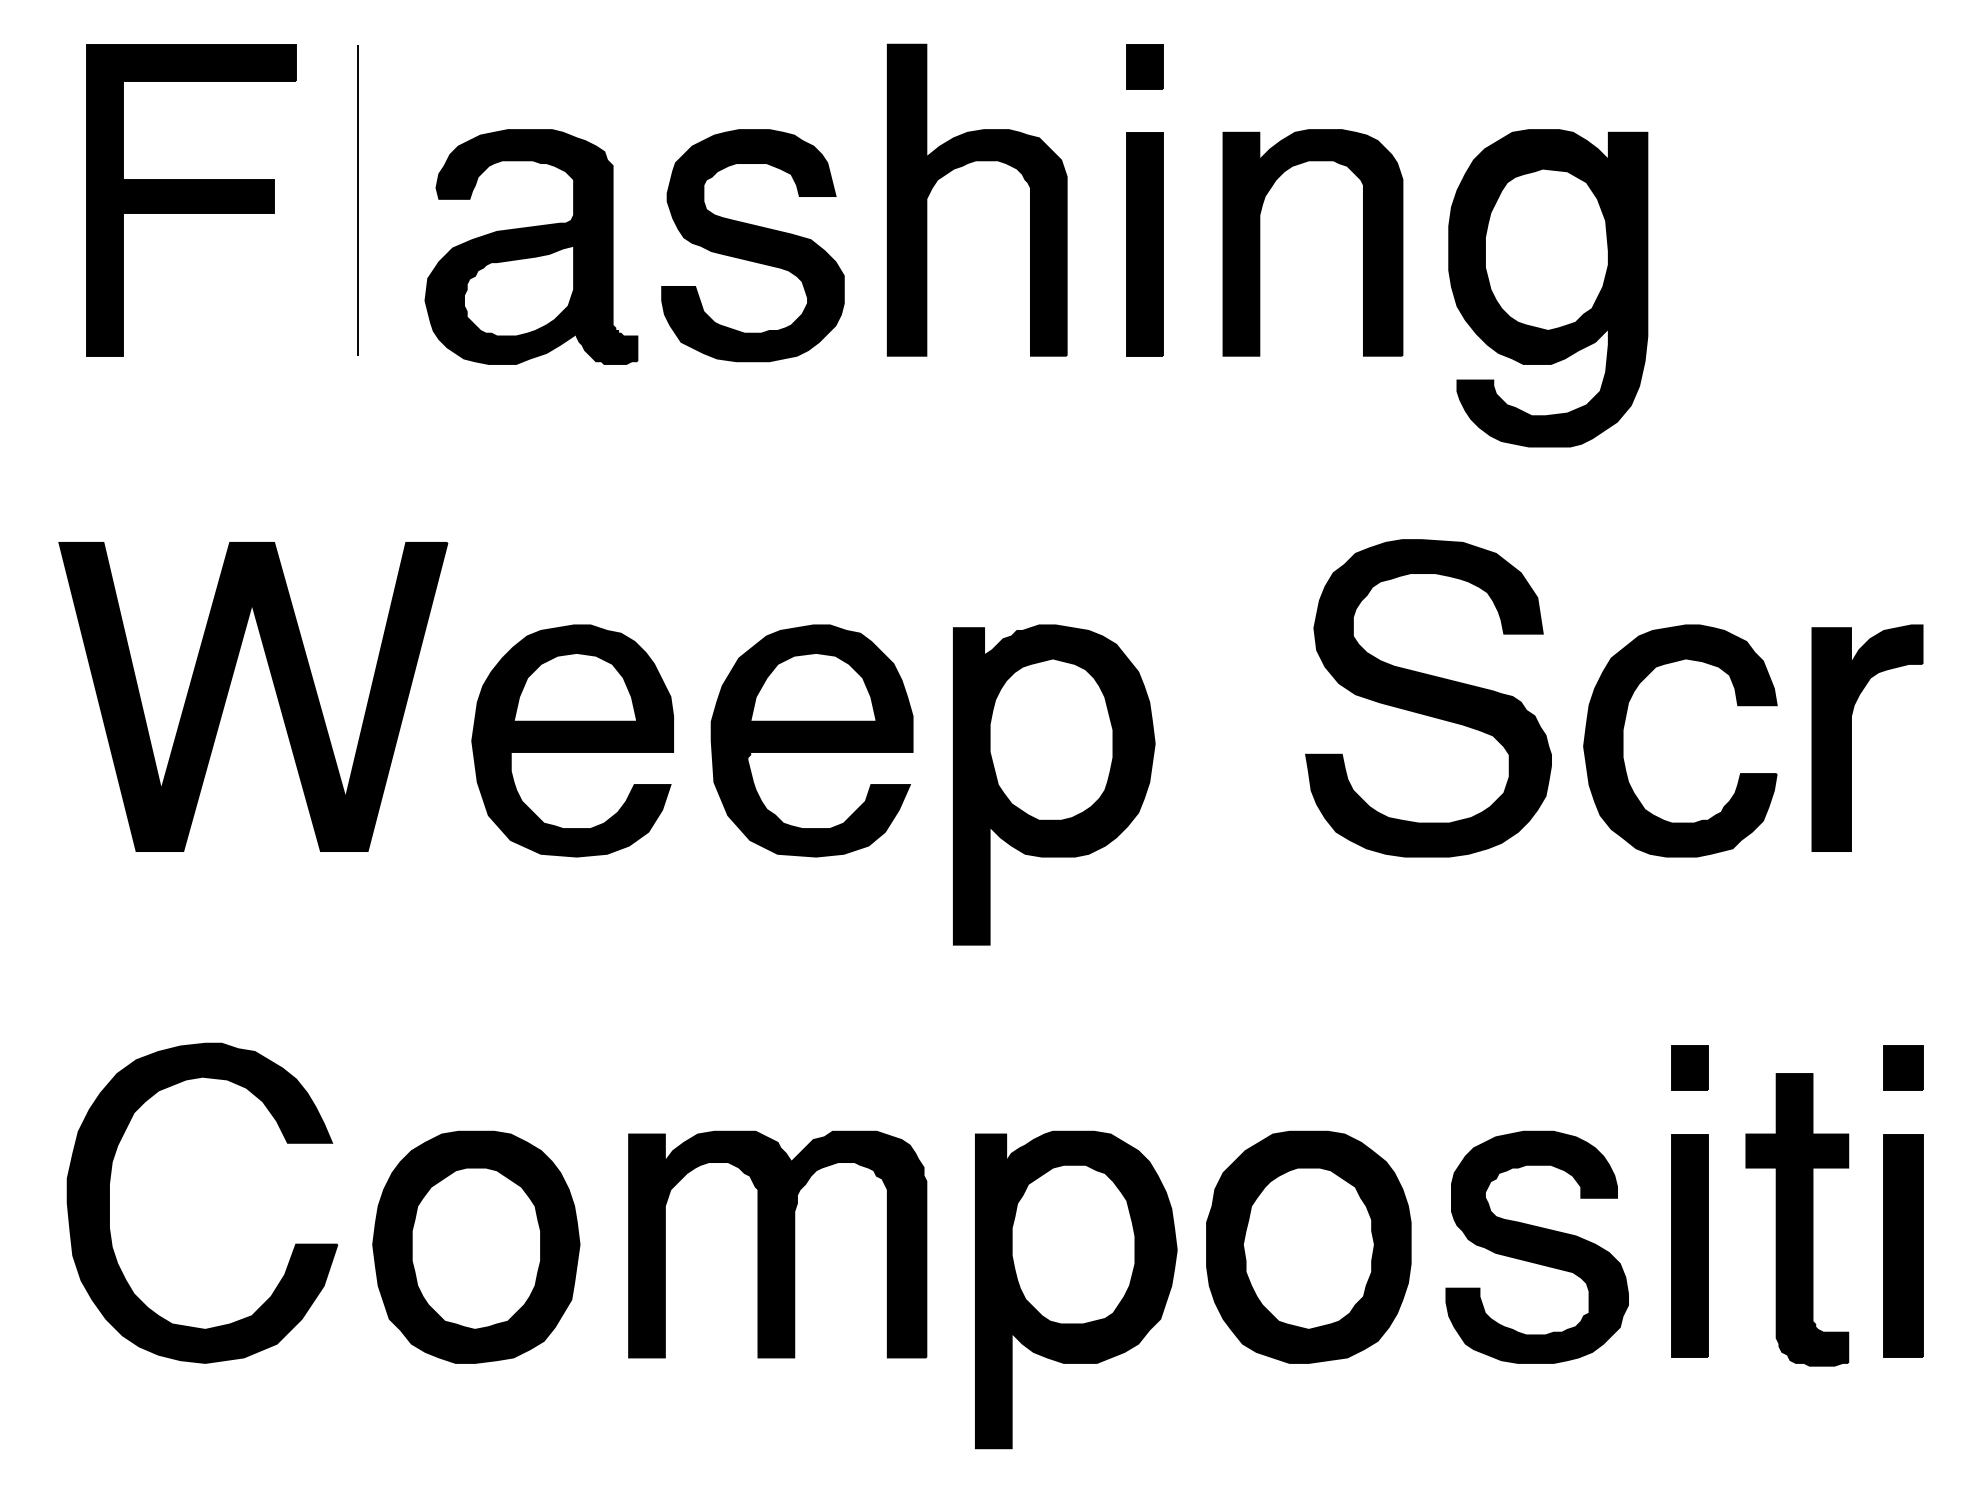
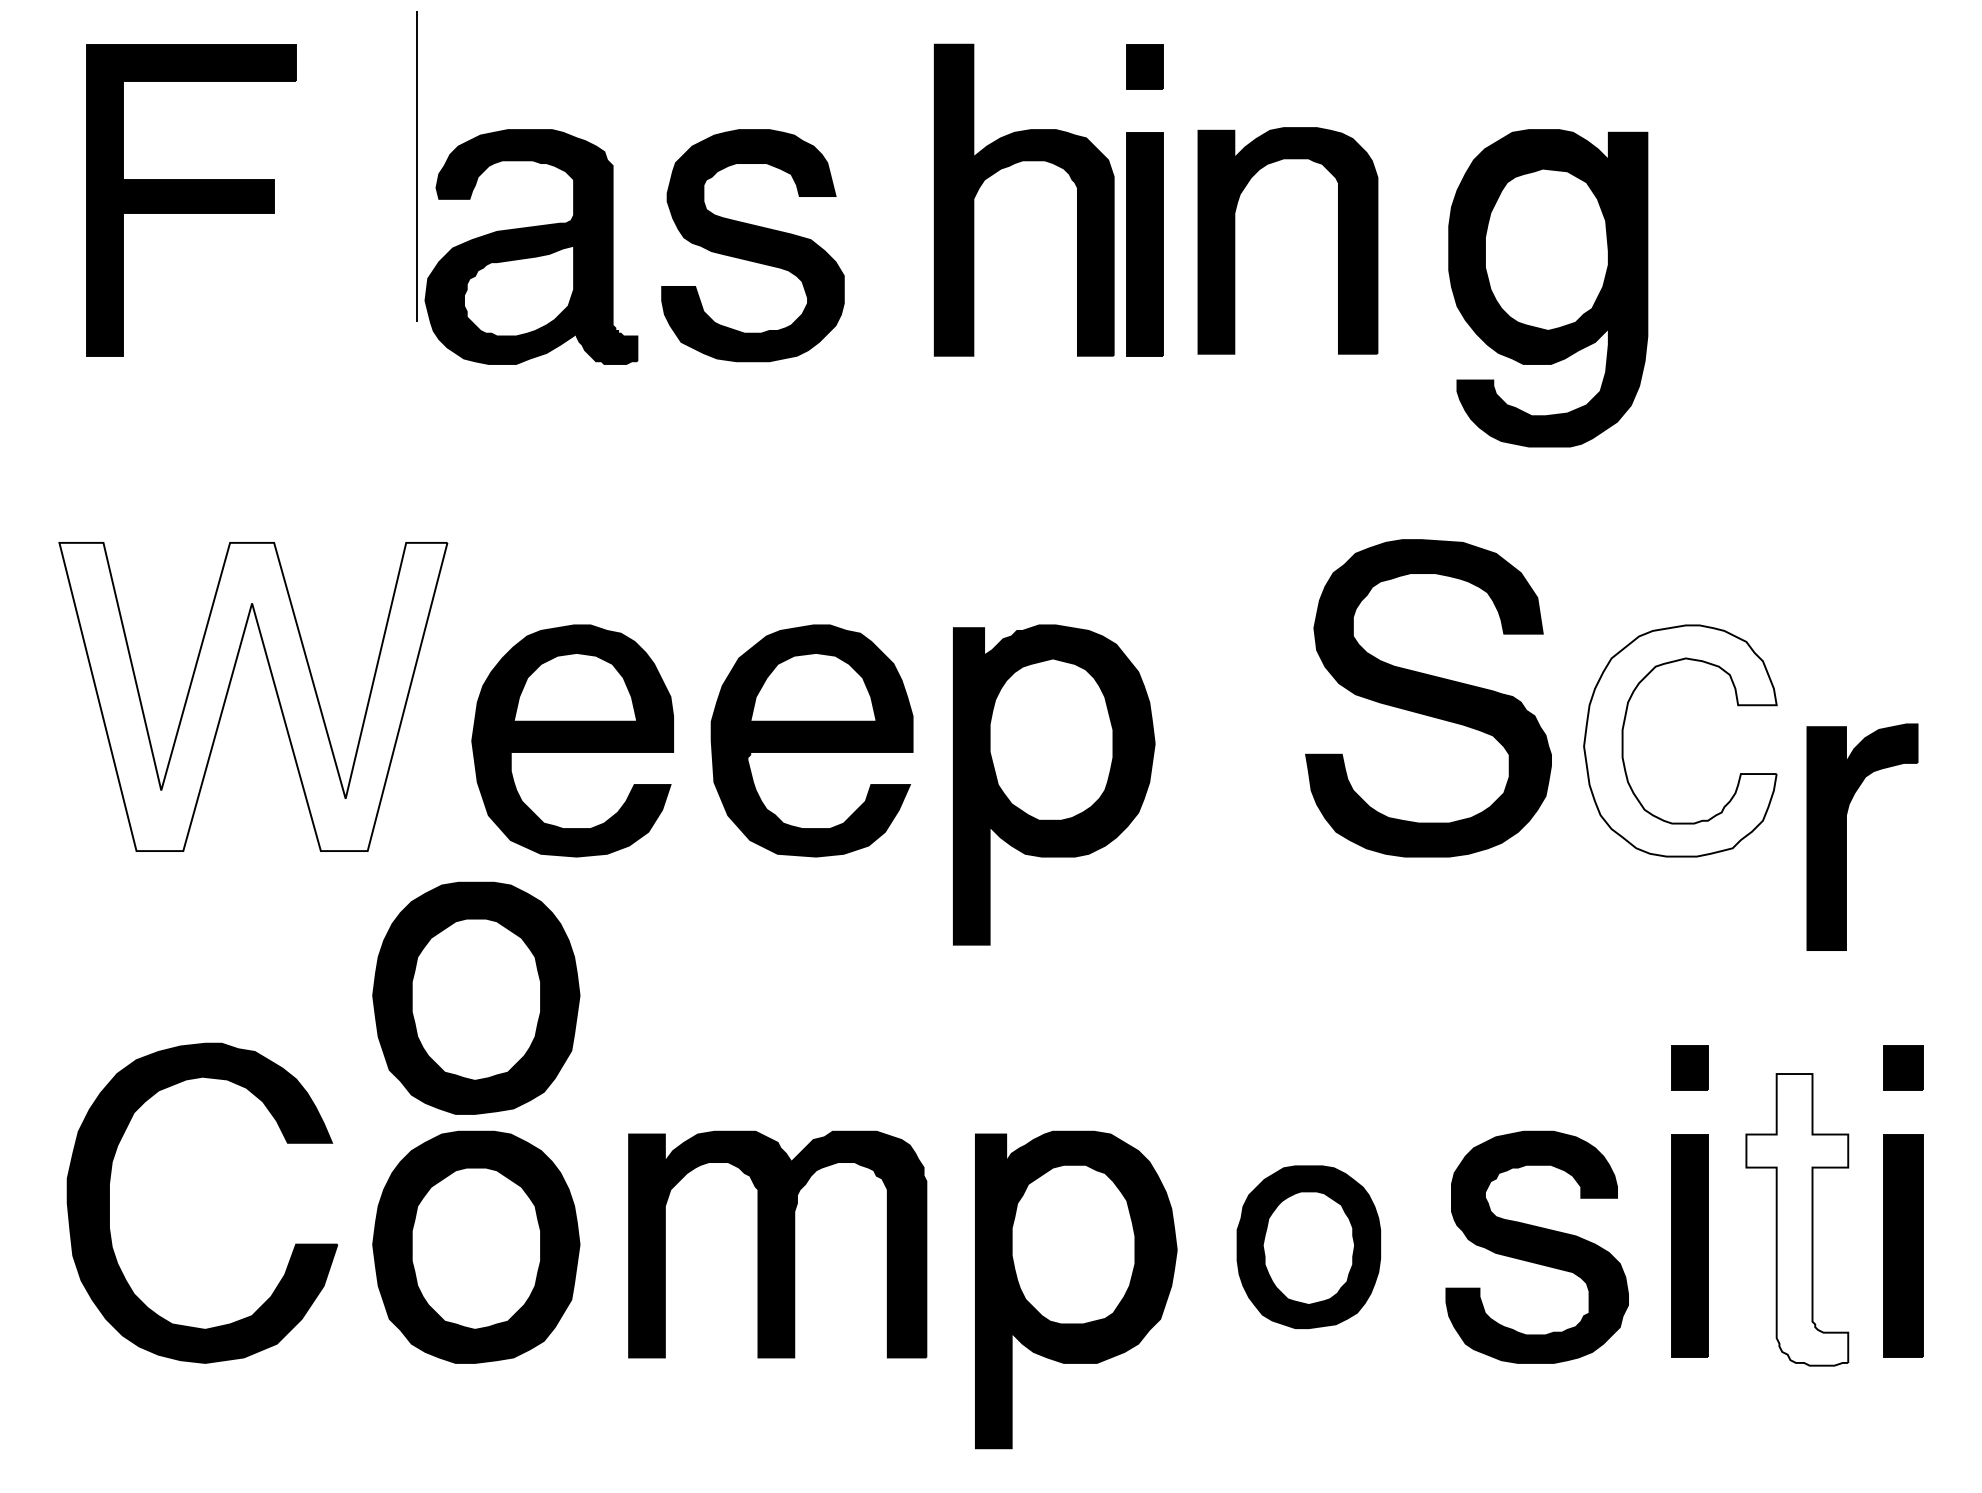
part position: (963, 166) -> (1010, 166) (1010, 166)
line position: (357, 200) -> (416, 166) (416, 166)
part position: (1363, 242) -> (1338, 240) (1338, 240)
fill: present -> none (253, 696)
part position: (1851, 737) -> (1846, 836) (1846, 836)
fill: present -> none (1680, 740)
part: none -> present (476, 997)
fill: present -> none (1797, 1219)
part size: 206x234 px -> 146x165 px (1308, 1247)
